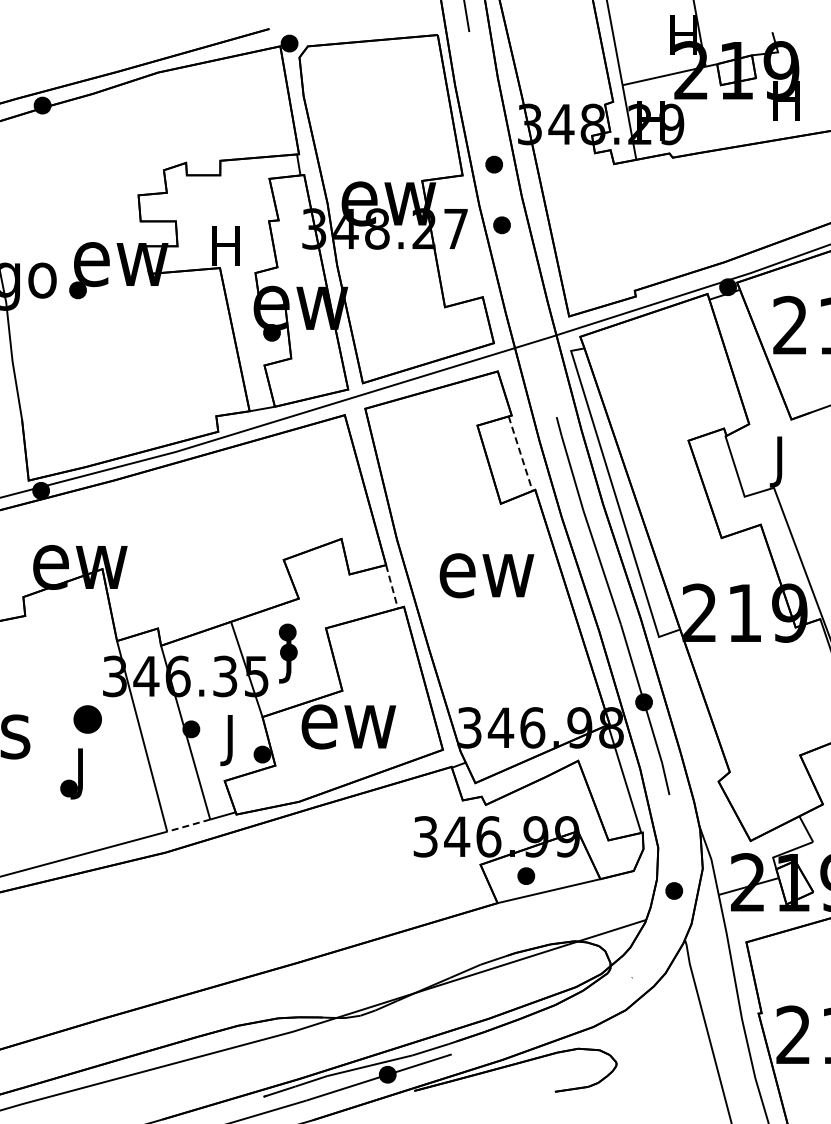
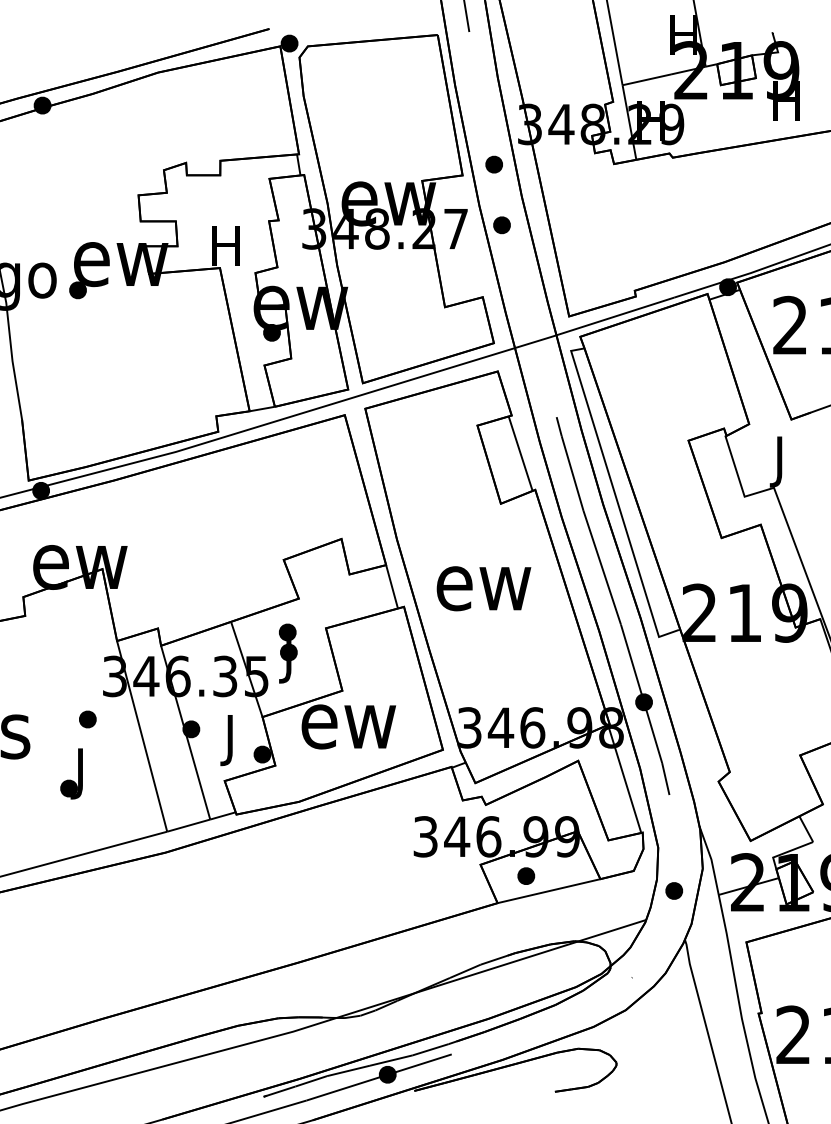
line: dashed -> solid (520, 454)
text position: (486, 575) -> (483, 588) (483, 588)
line: dashed -> solid (392, 586)
part size: 29x29 px -> 18x19 px (87, 719)
line: dashed -> solid (188, 825)
